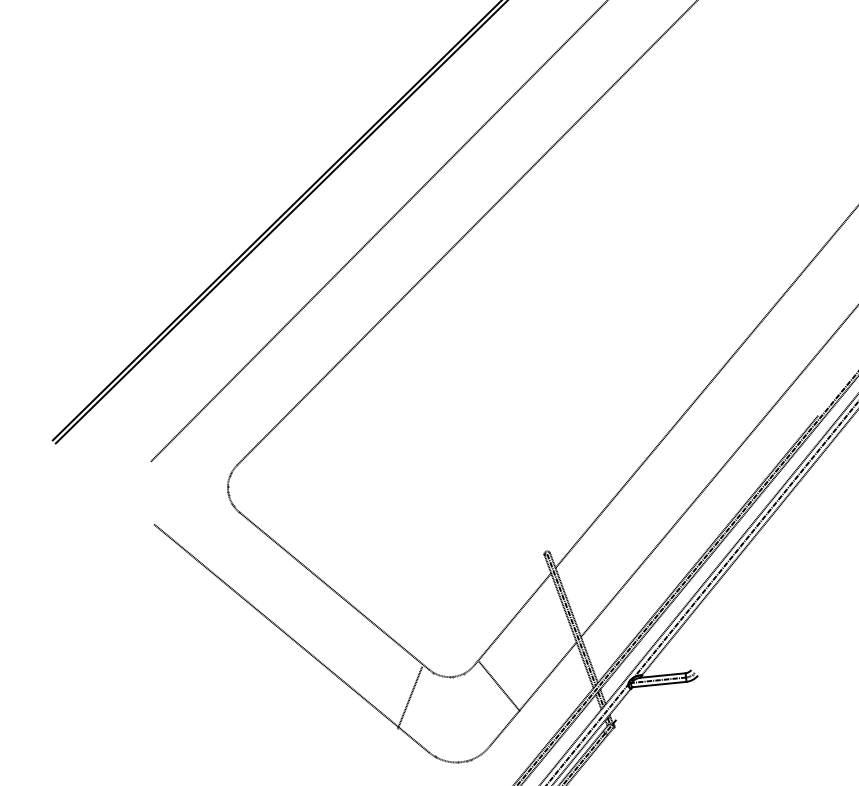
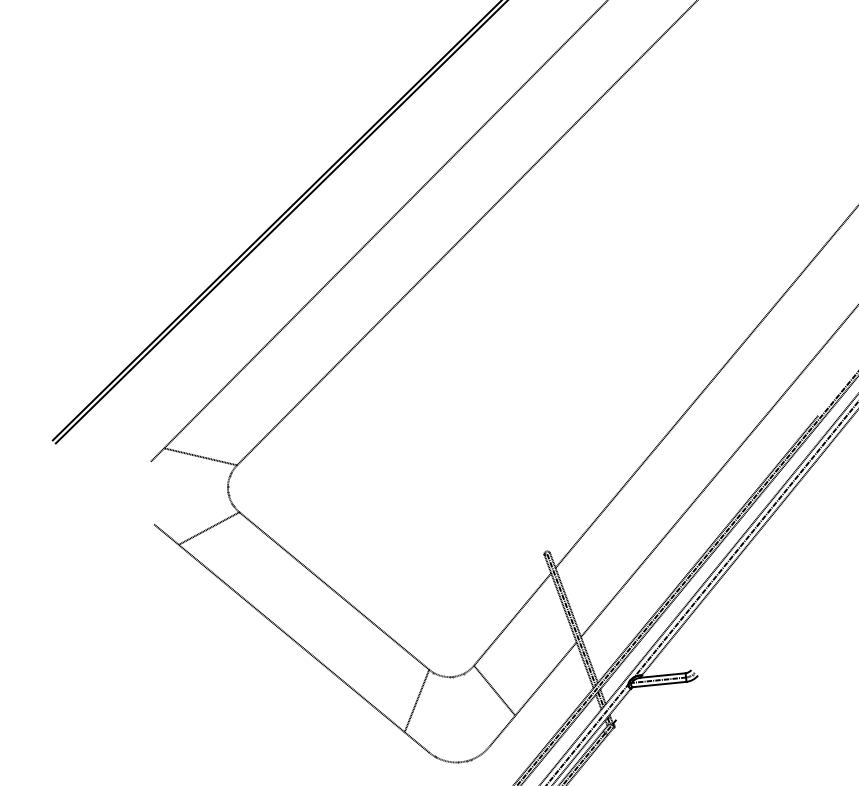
line: none -> present (200, 456)
line: none -> present (208, 528)
line position: (499, 686) -> (494, 690) (494, 690)
line position: (409, 697) -> (416, 700) (416, 700)
